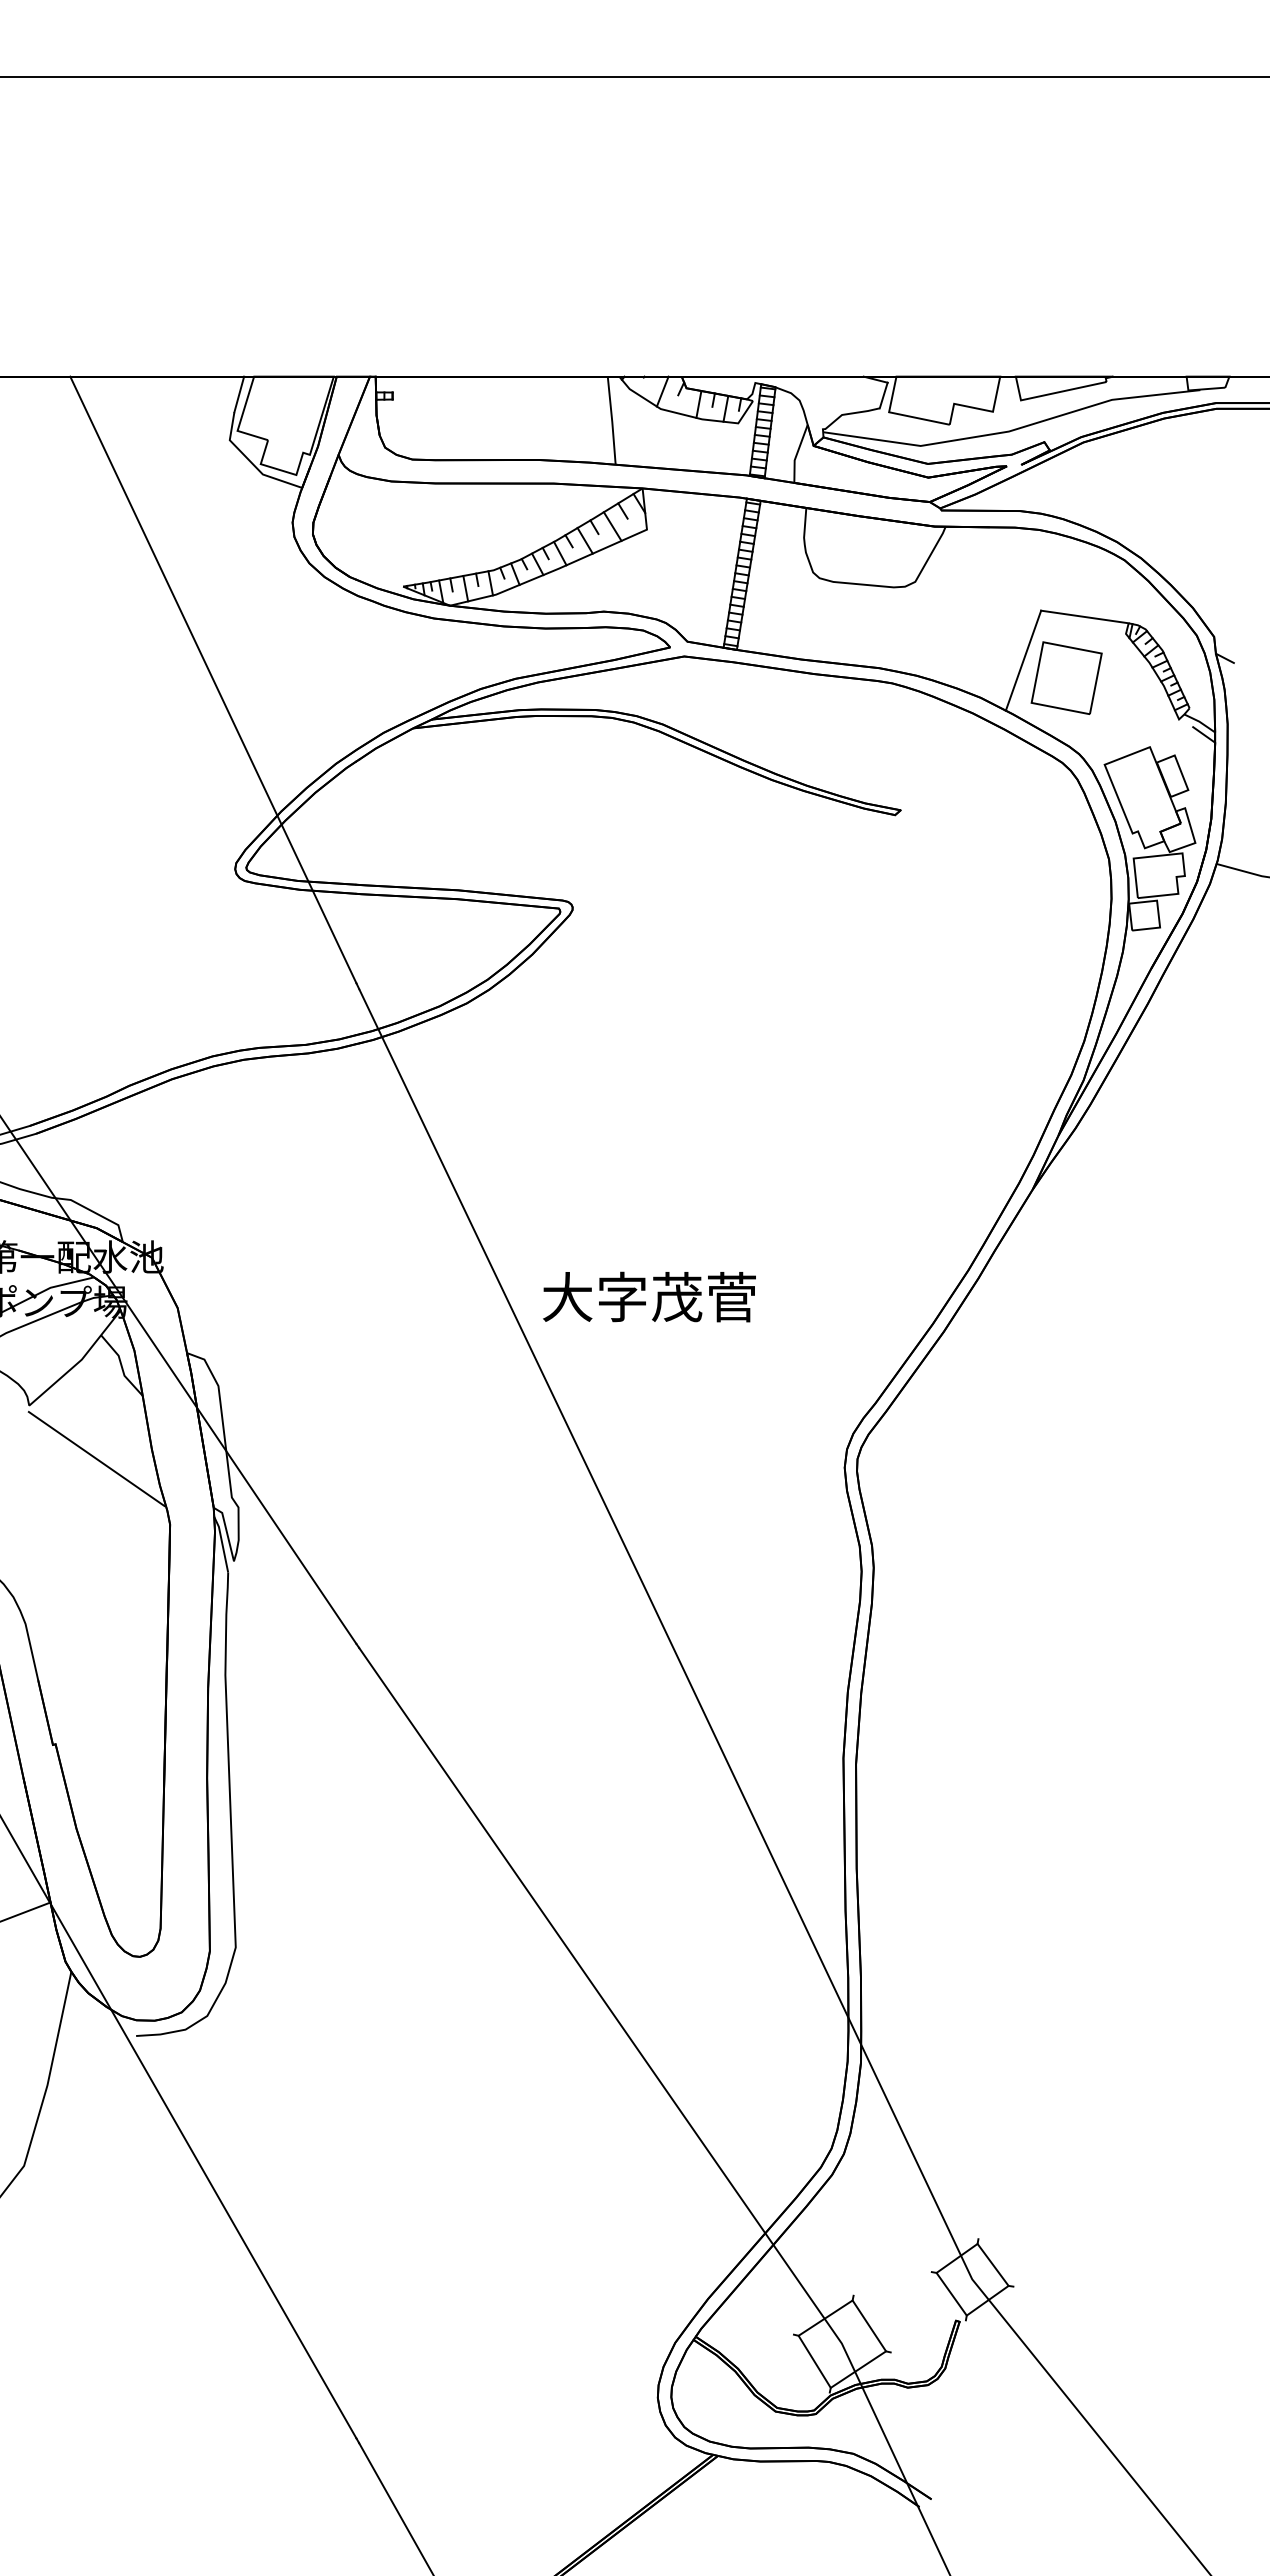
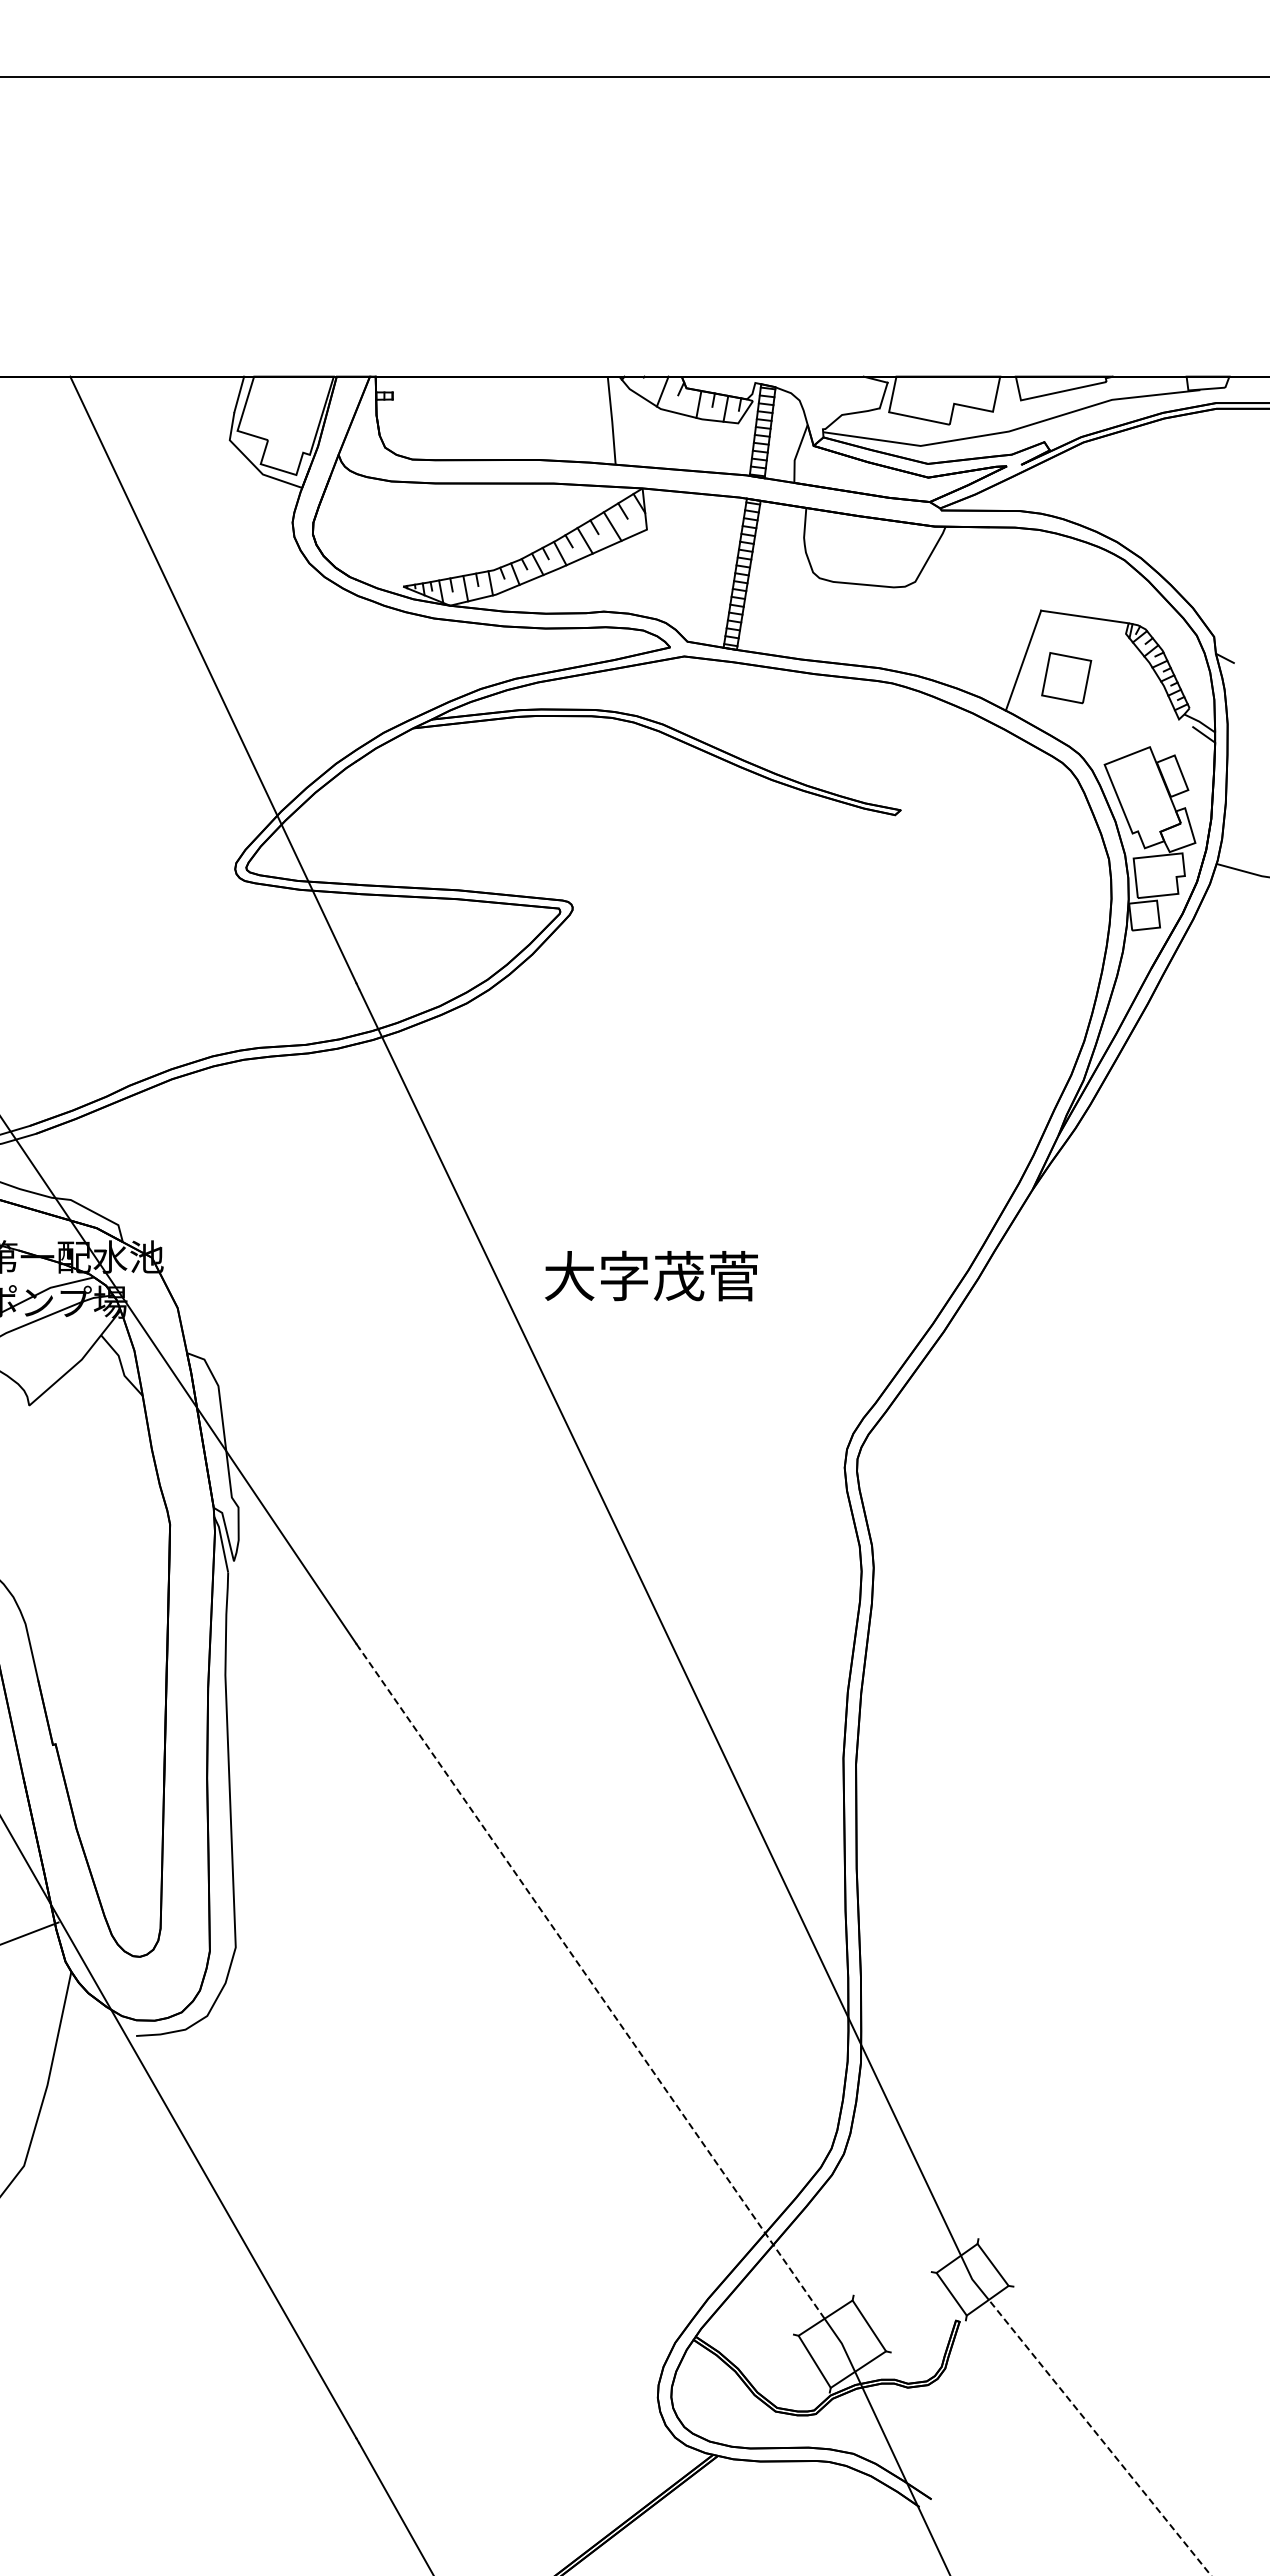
part size: 73x74 px -> 52x53 px (1066, 678)
text position: (649, 1296) -> (651, 1275) (651, 1275)
line: present -> none (96, 1458)
line position: (26, 1911) -> (30, 1933) (30, 1933)
line: solid -> dashed (591, 1982)
line: solid -> dashed (1099, 2437)
